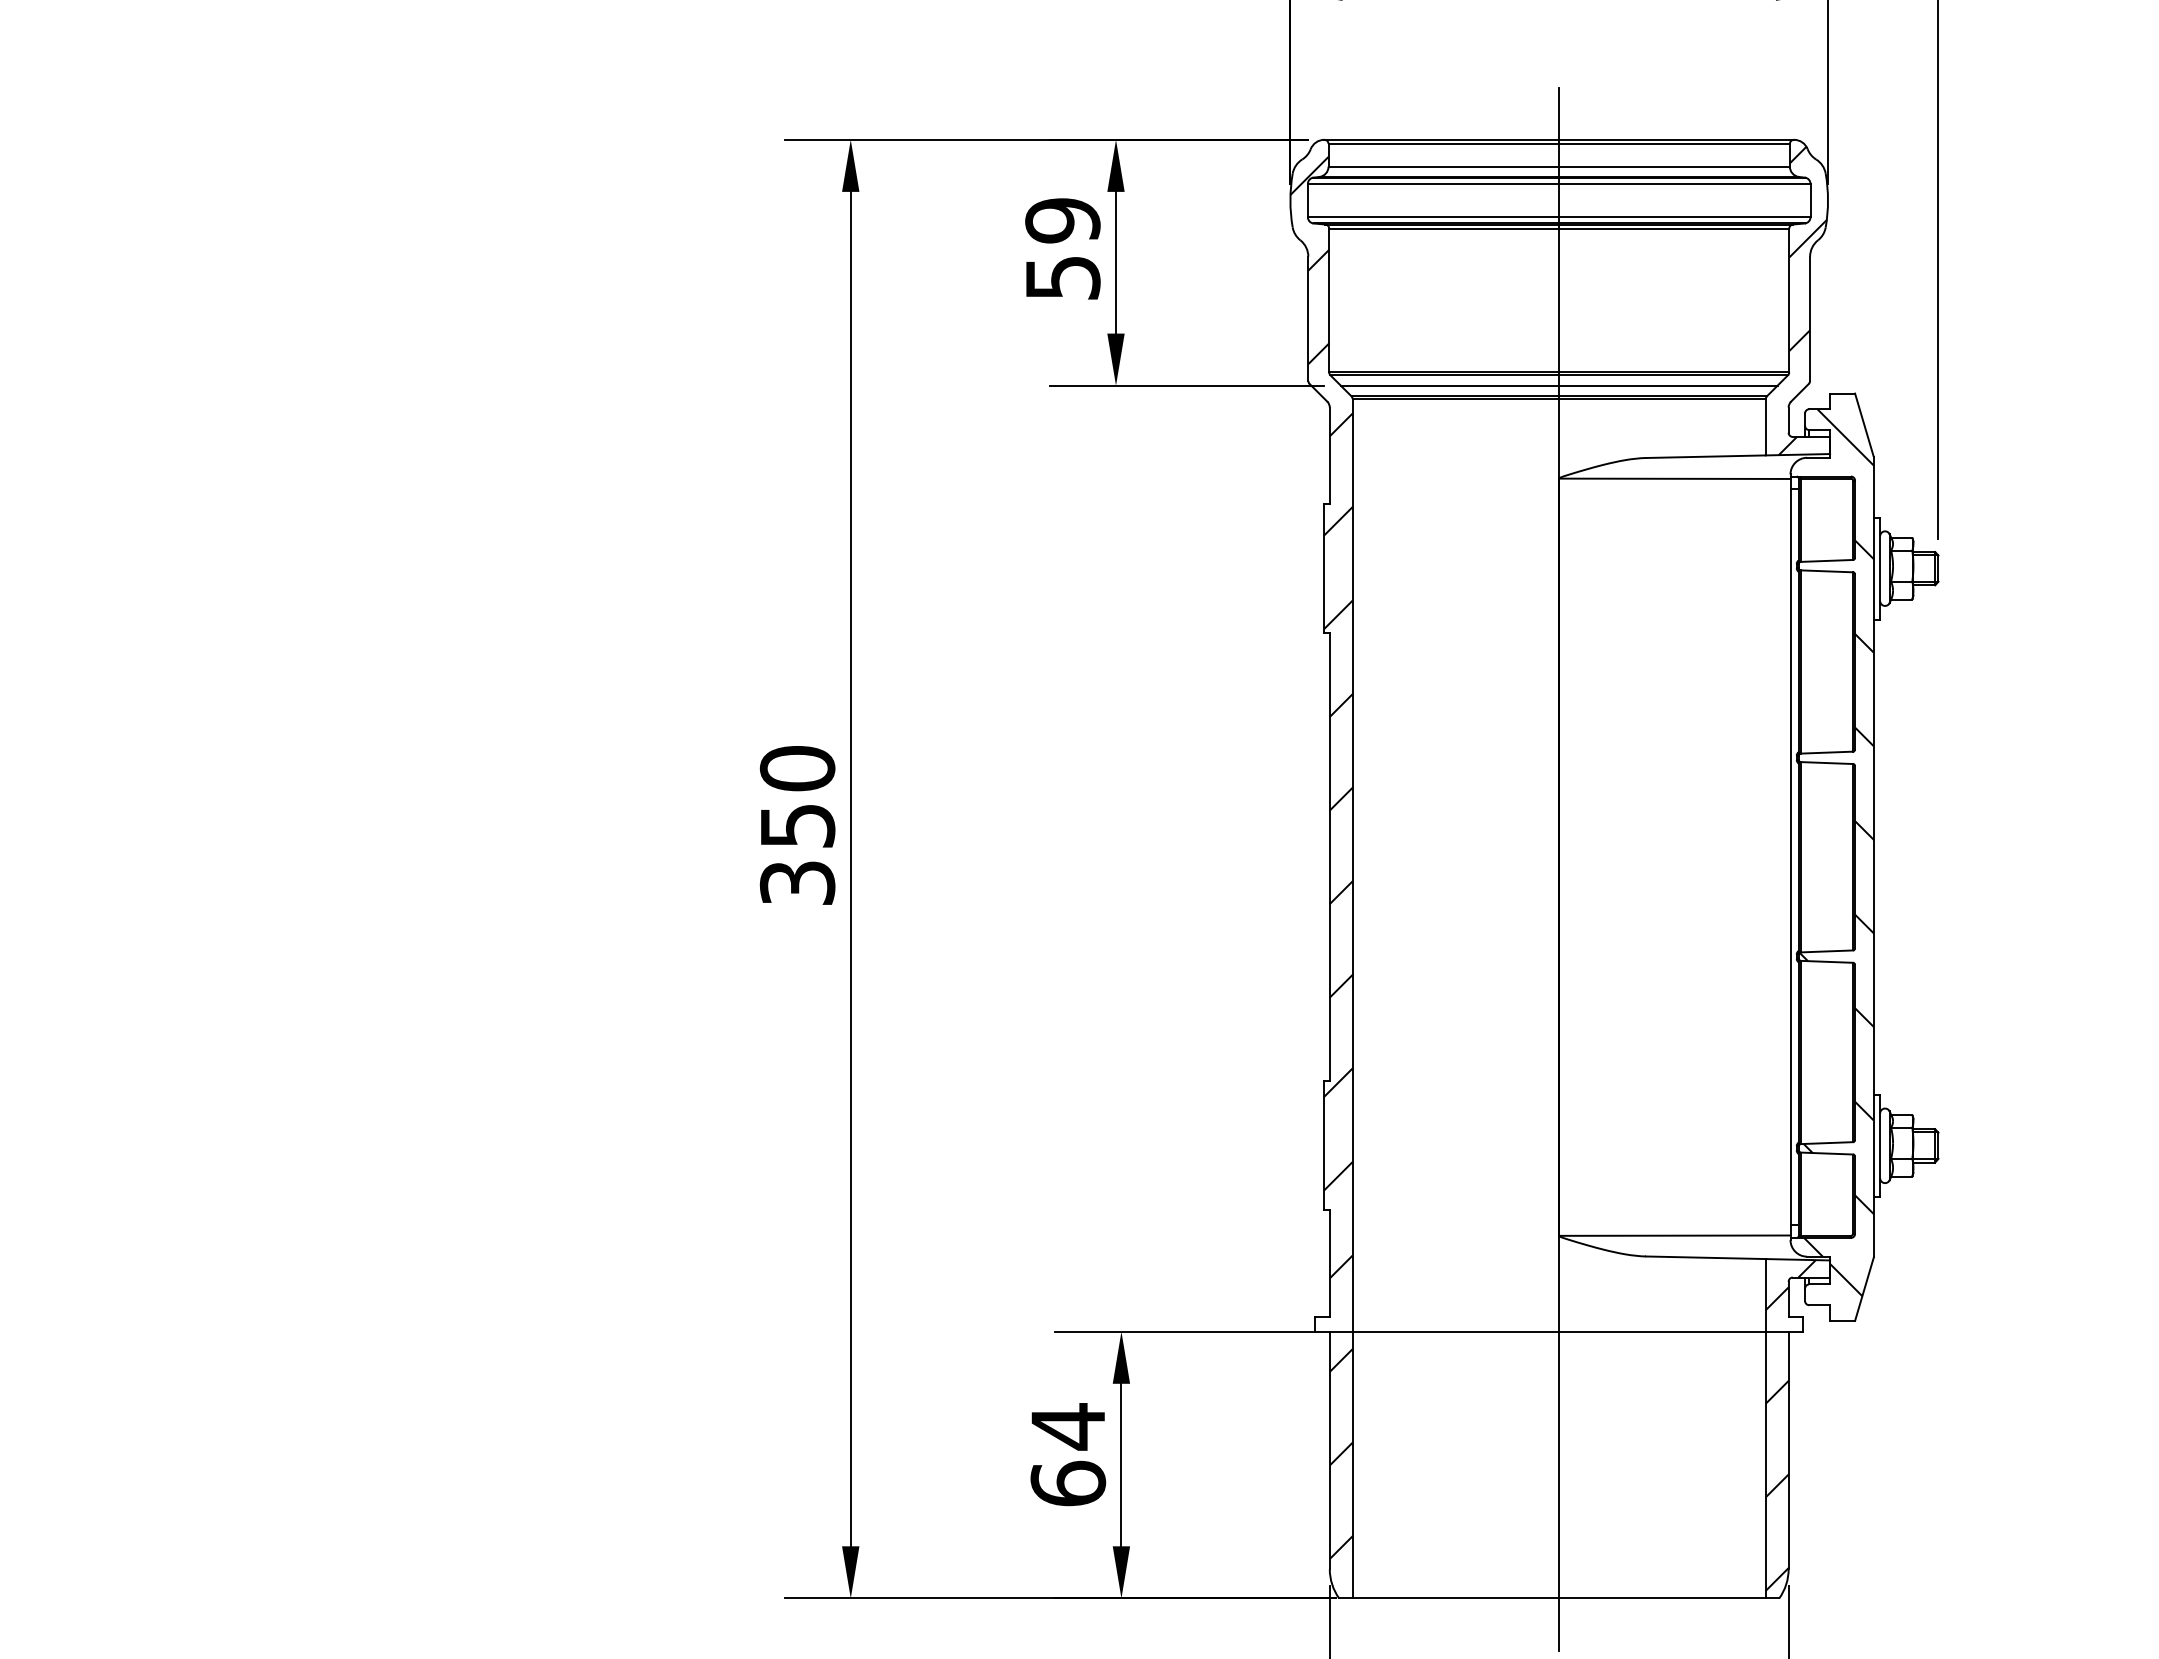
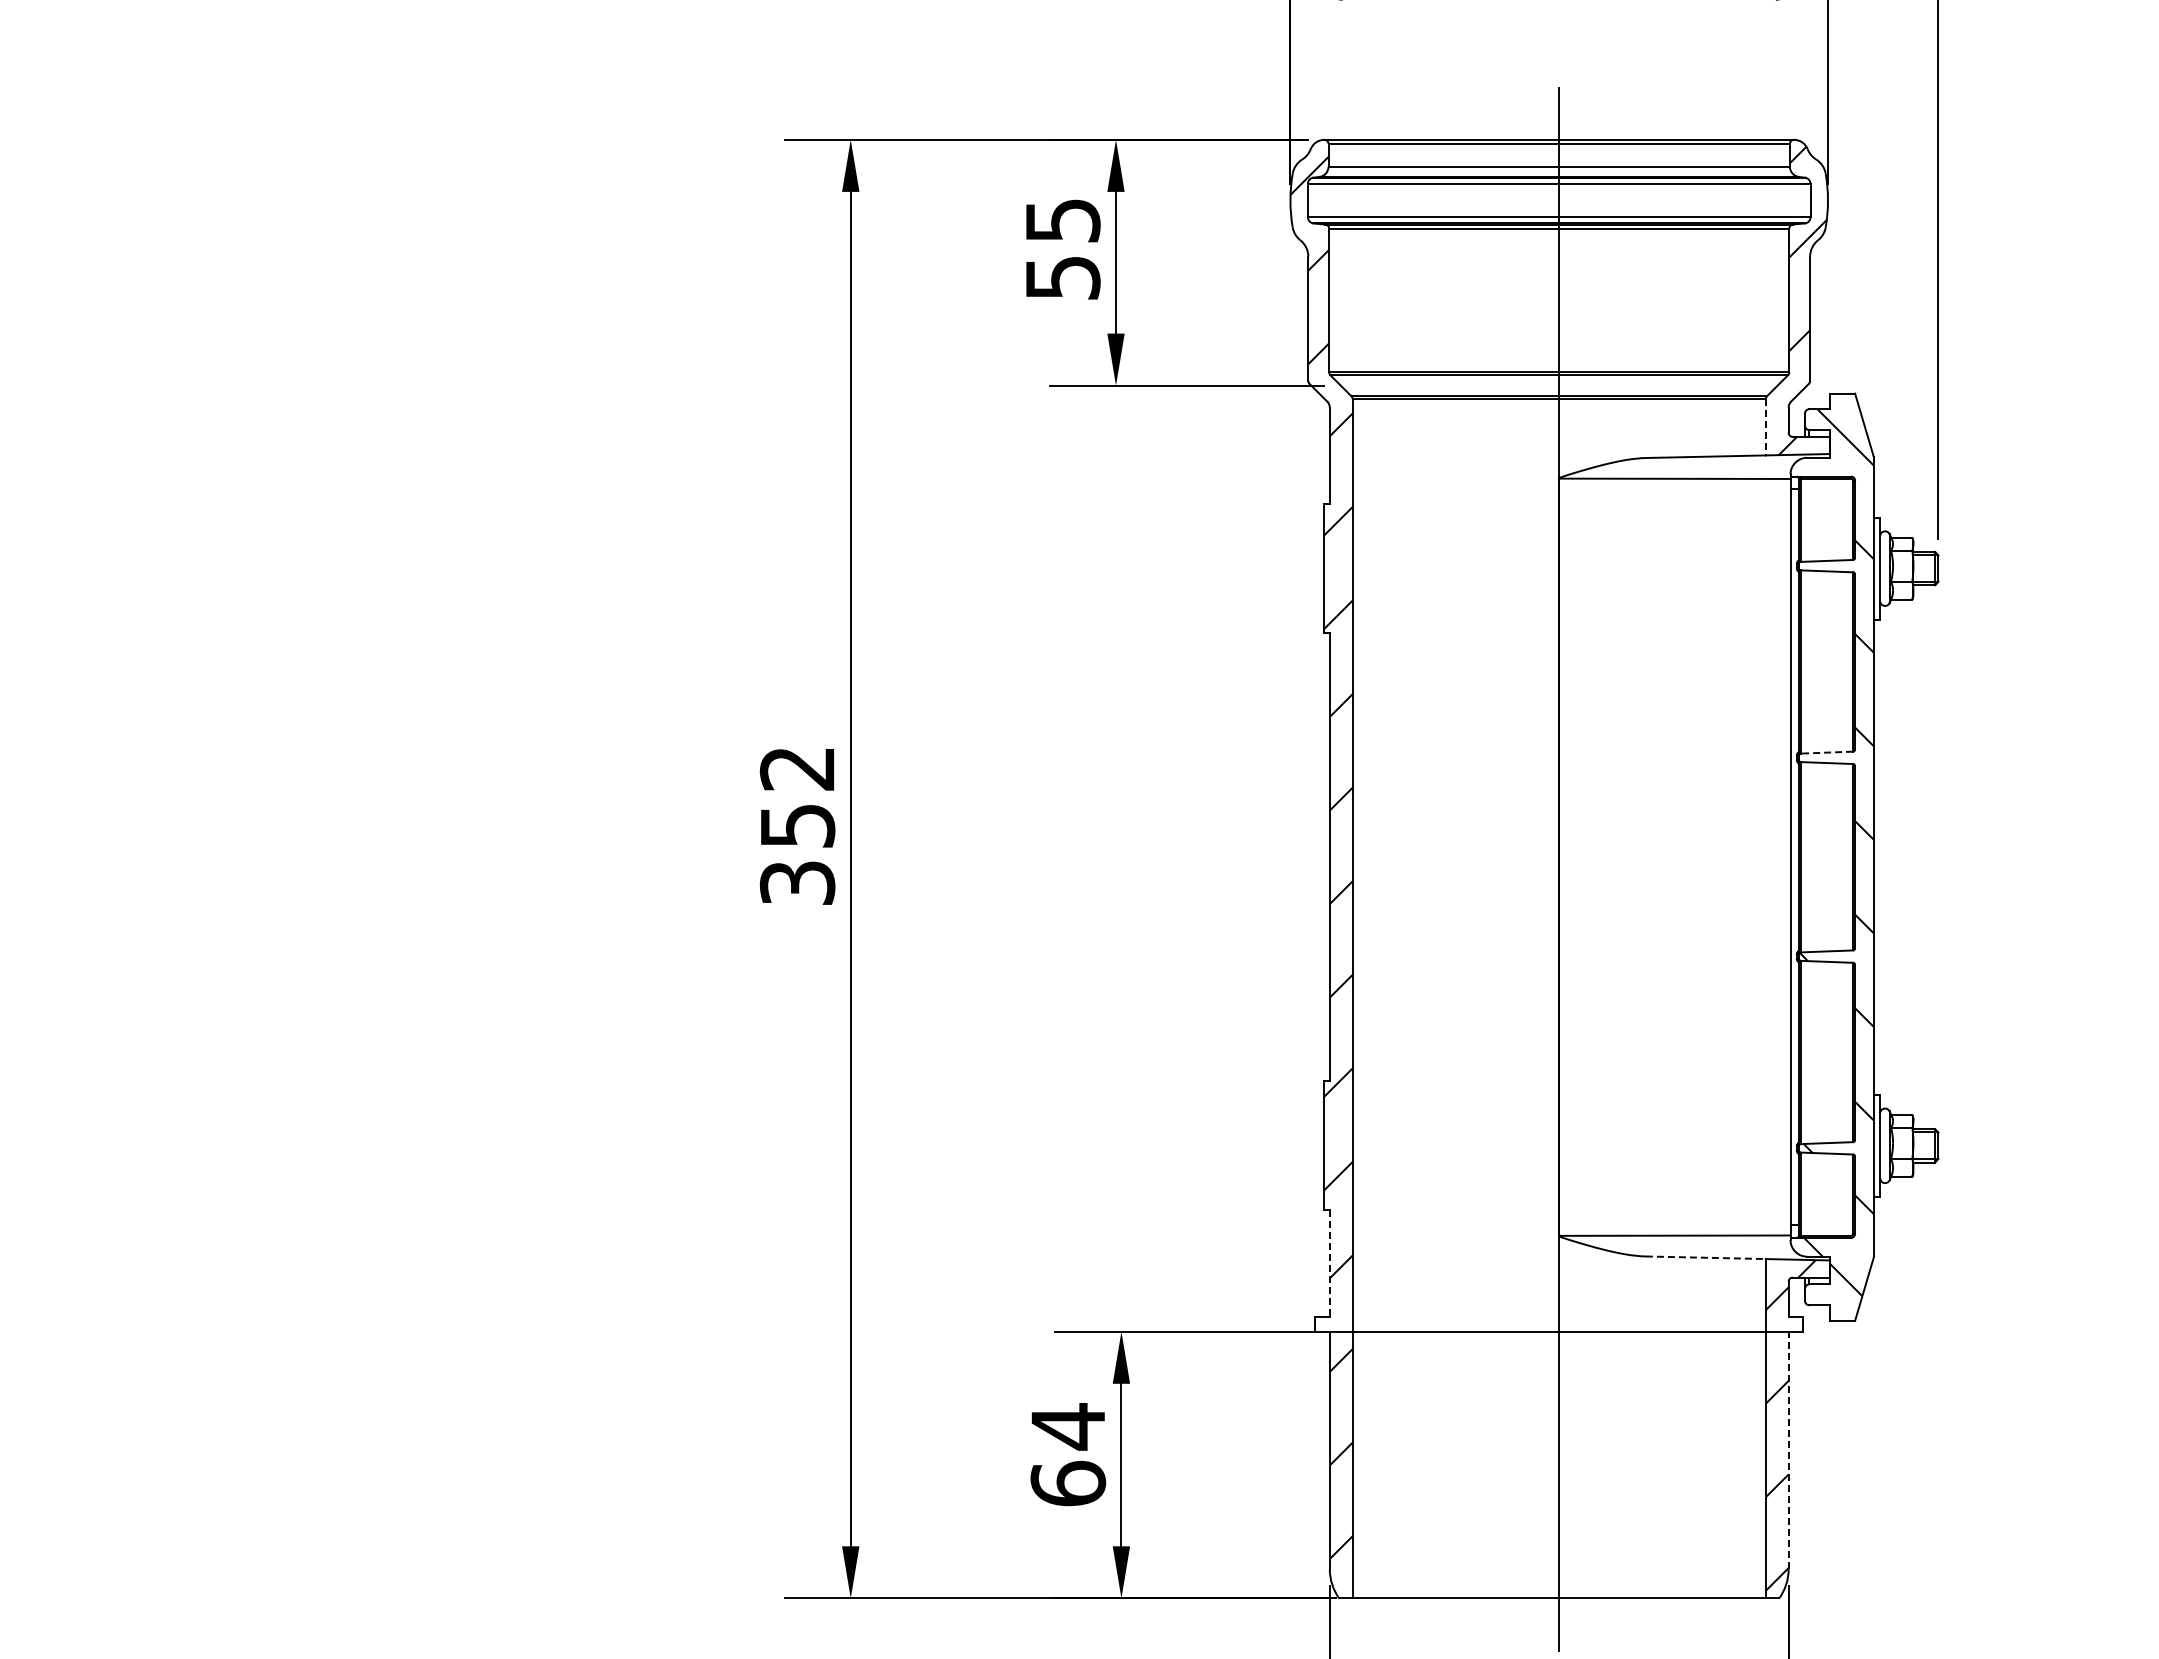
text: 59 -> 55 (1062, 220)
line: present -> none (1558, 385)
line: solid -> dashed (1765, 427)
line: solid -> dashed (1826, 752)
text: 350 -> 352 (797, 768)
line: solid -> dashed (1705, 1257)
line: solid -> dashed (1329, 1264)
line: solid -> dashed (1788, 1450)
